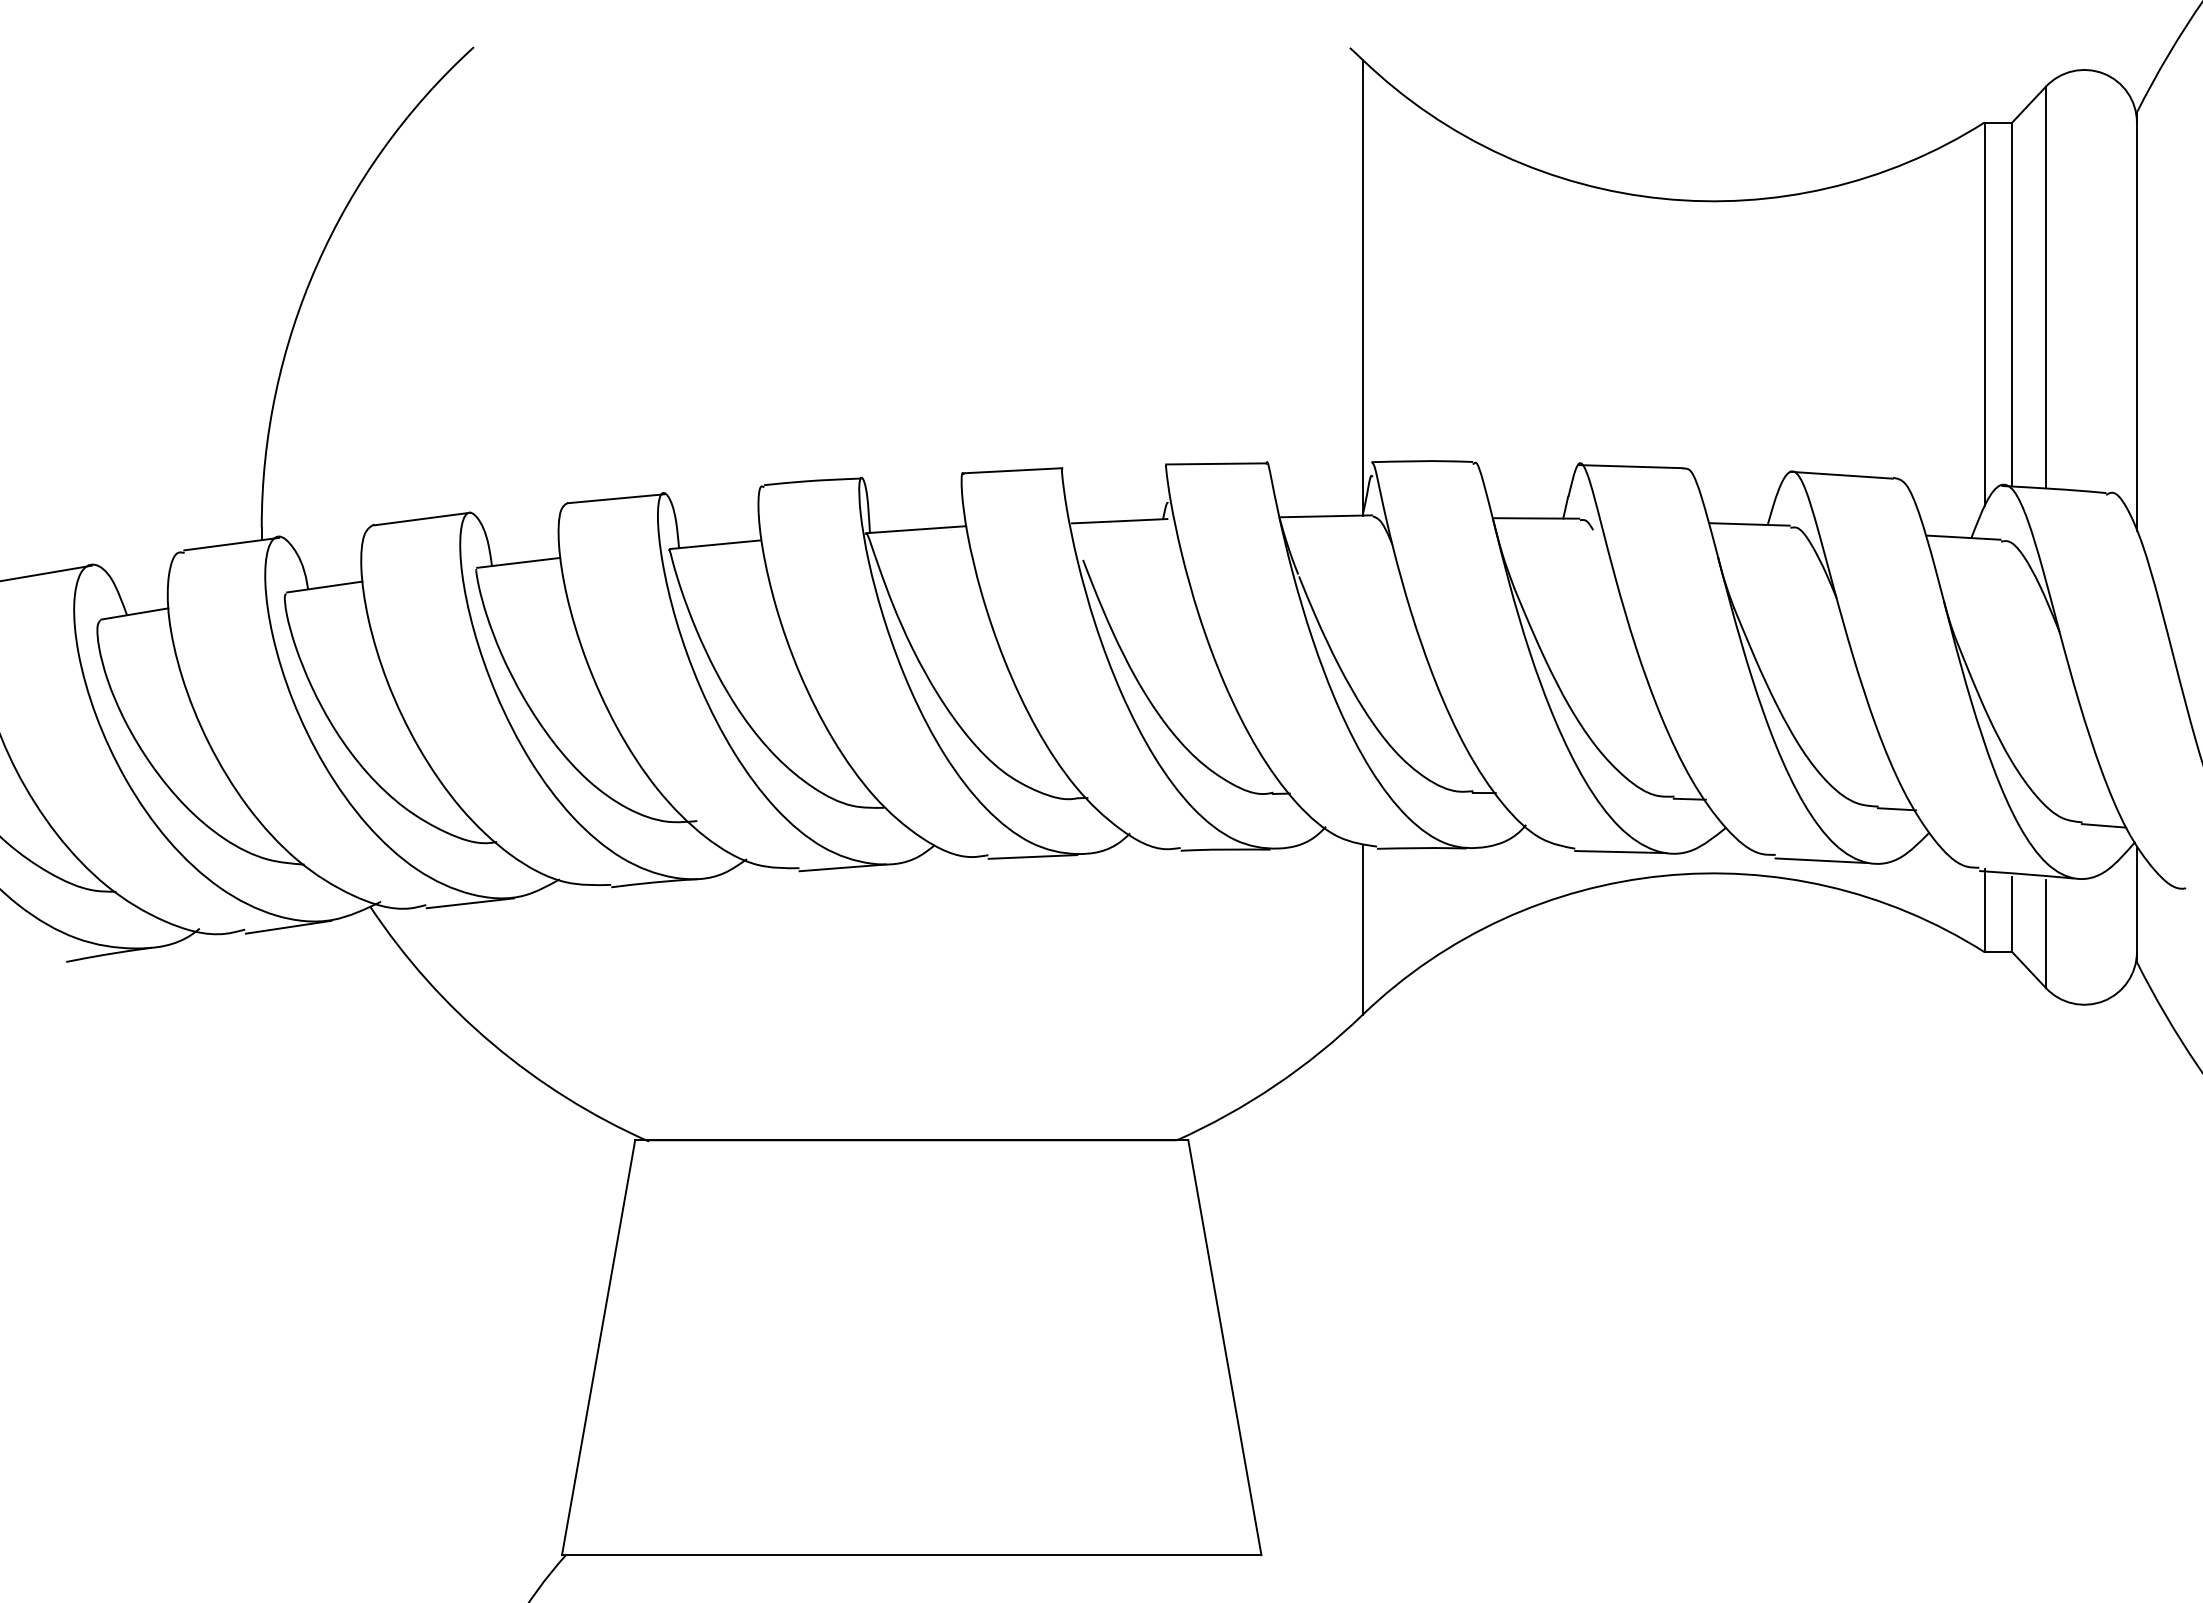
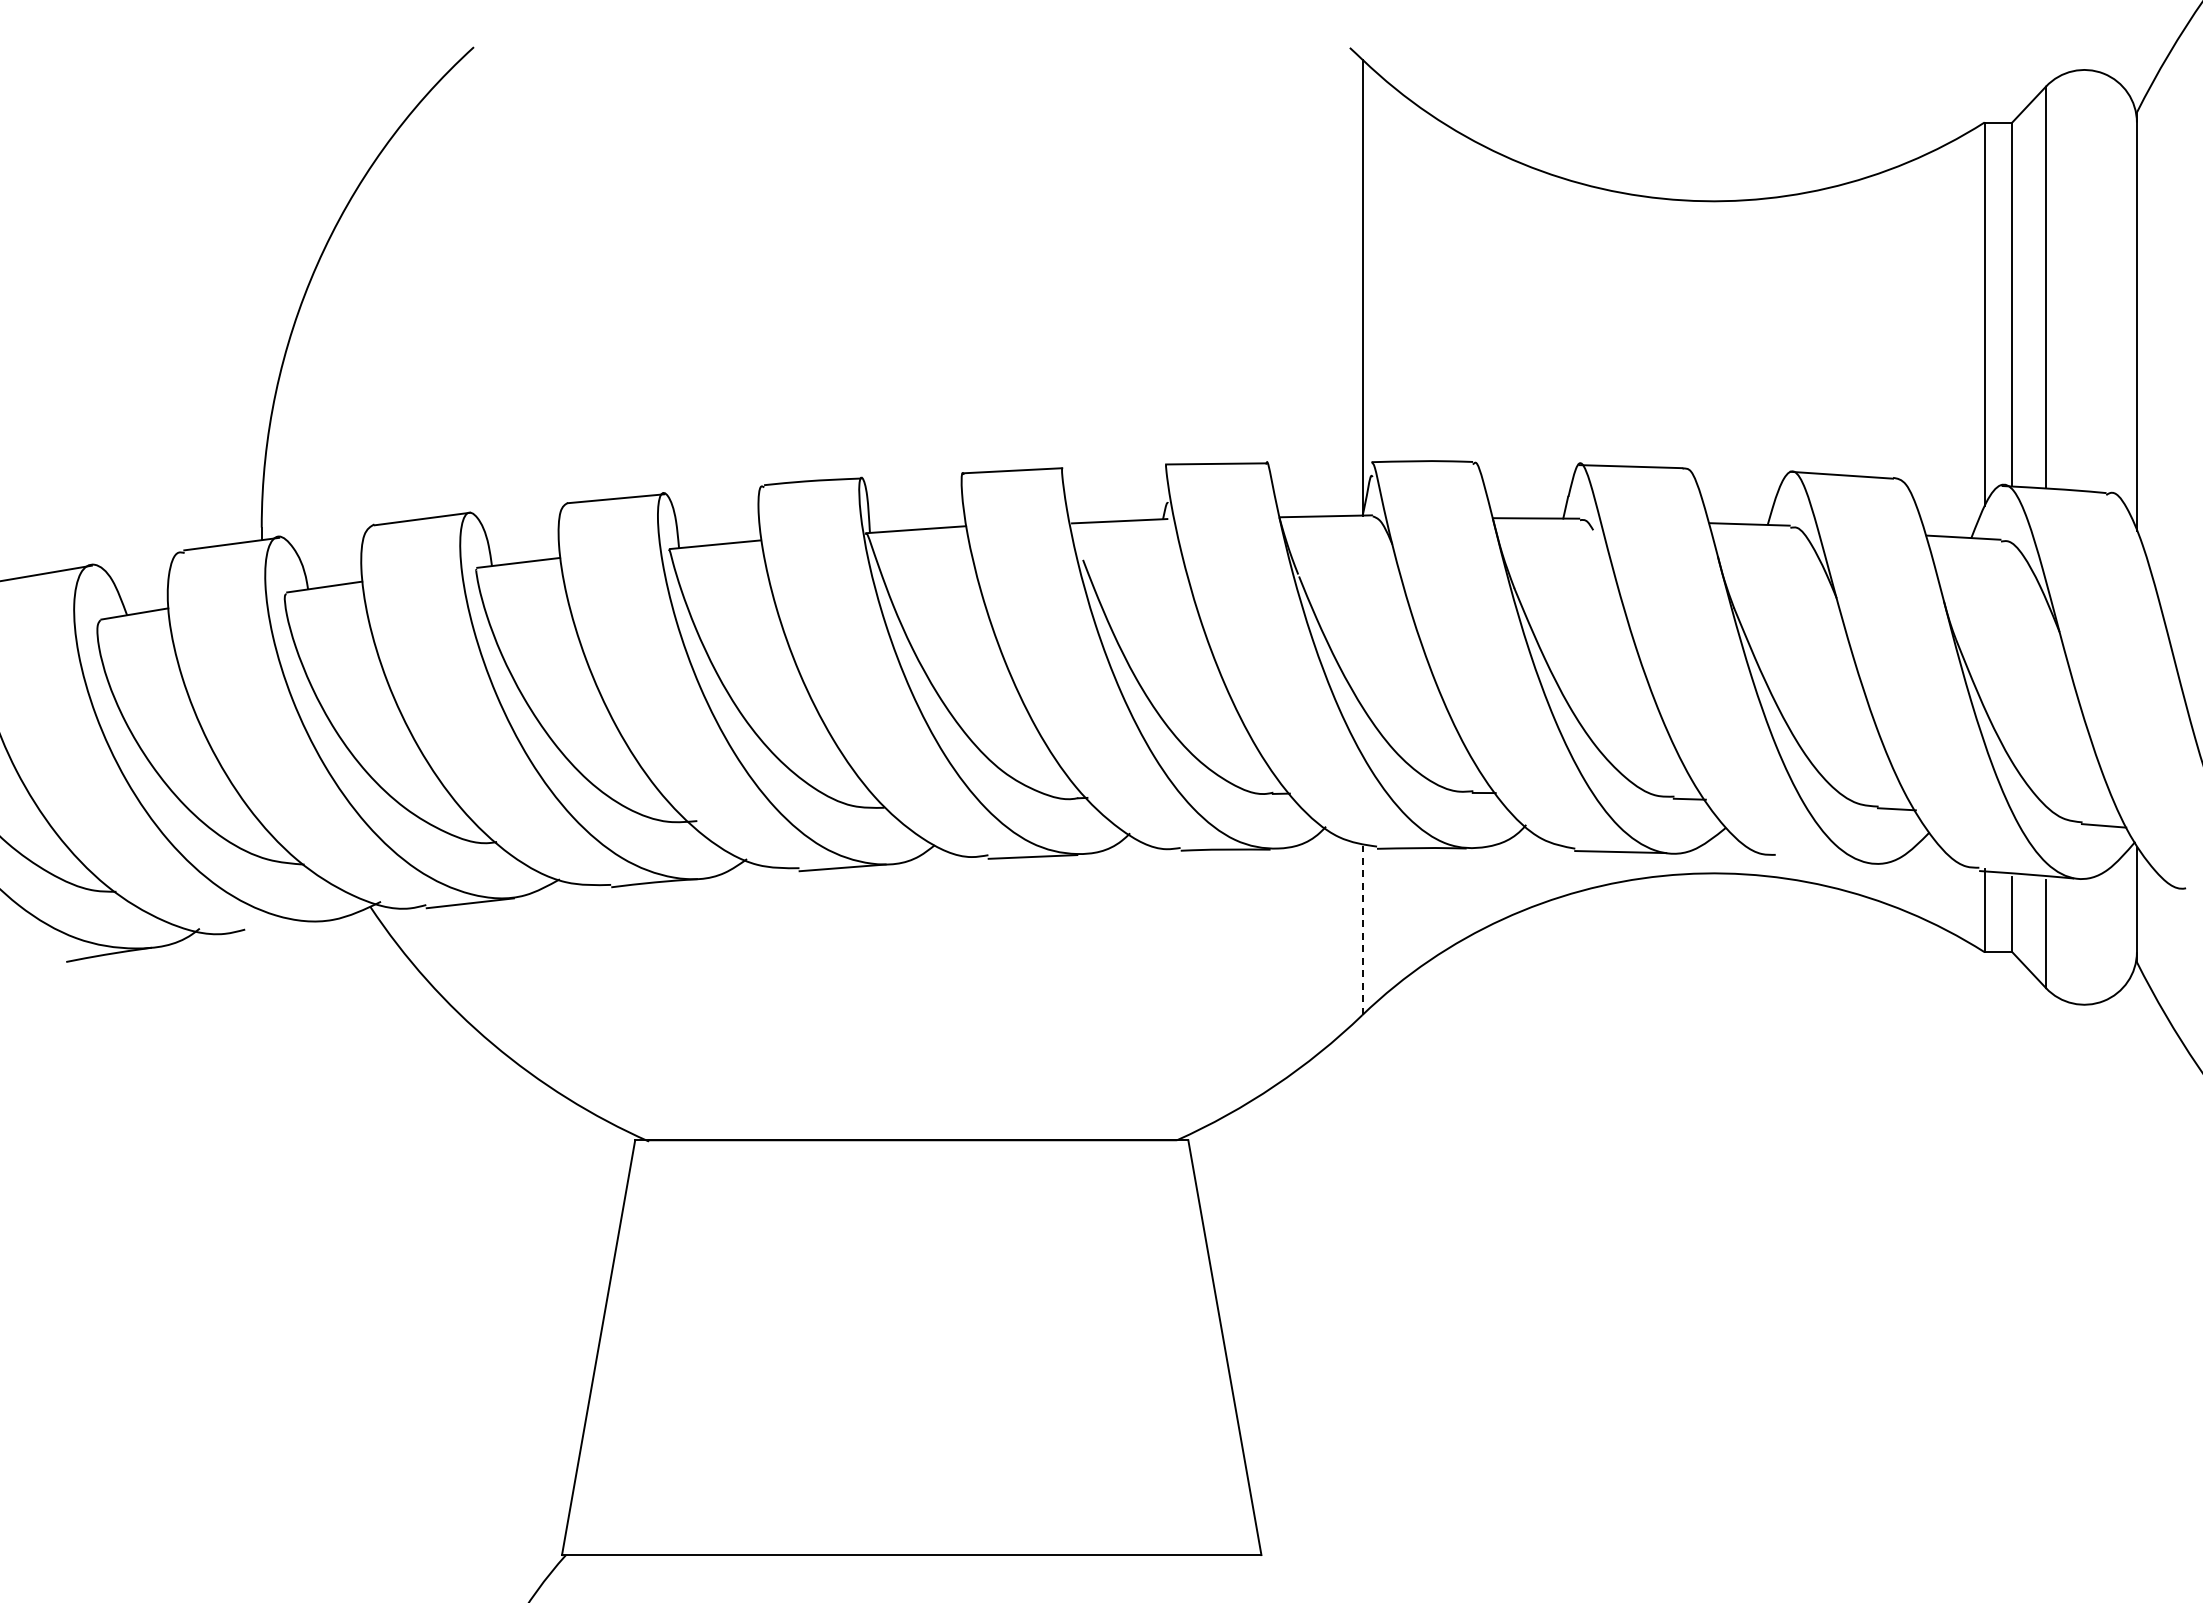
line: present -> none (1821, 860)
line: present -> none (288, 926)
line: solid -> dashed (1362, 930)
